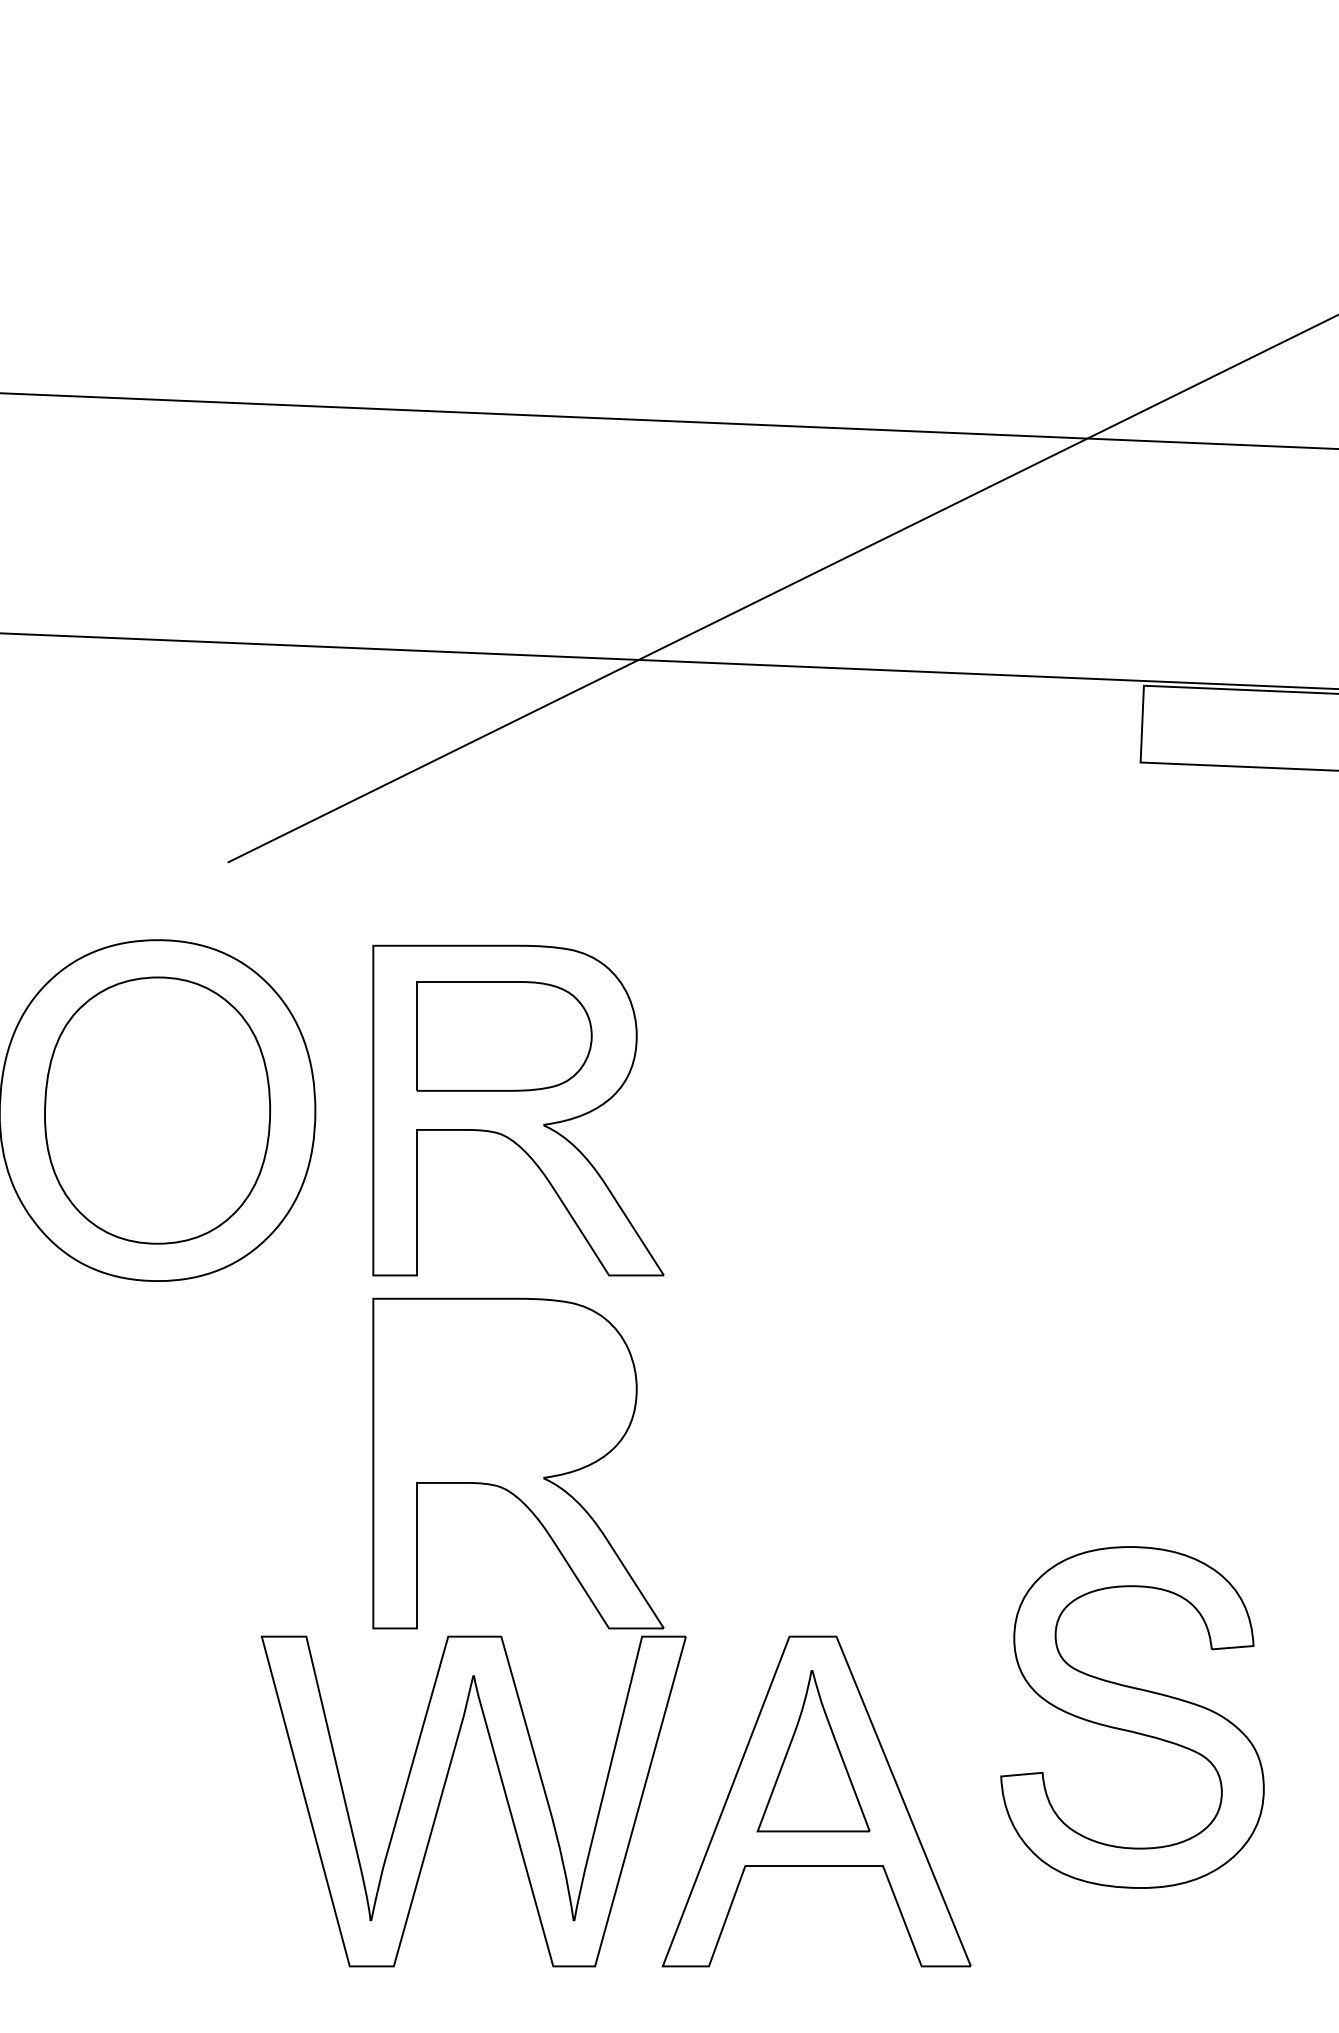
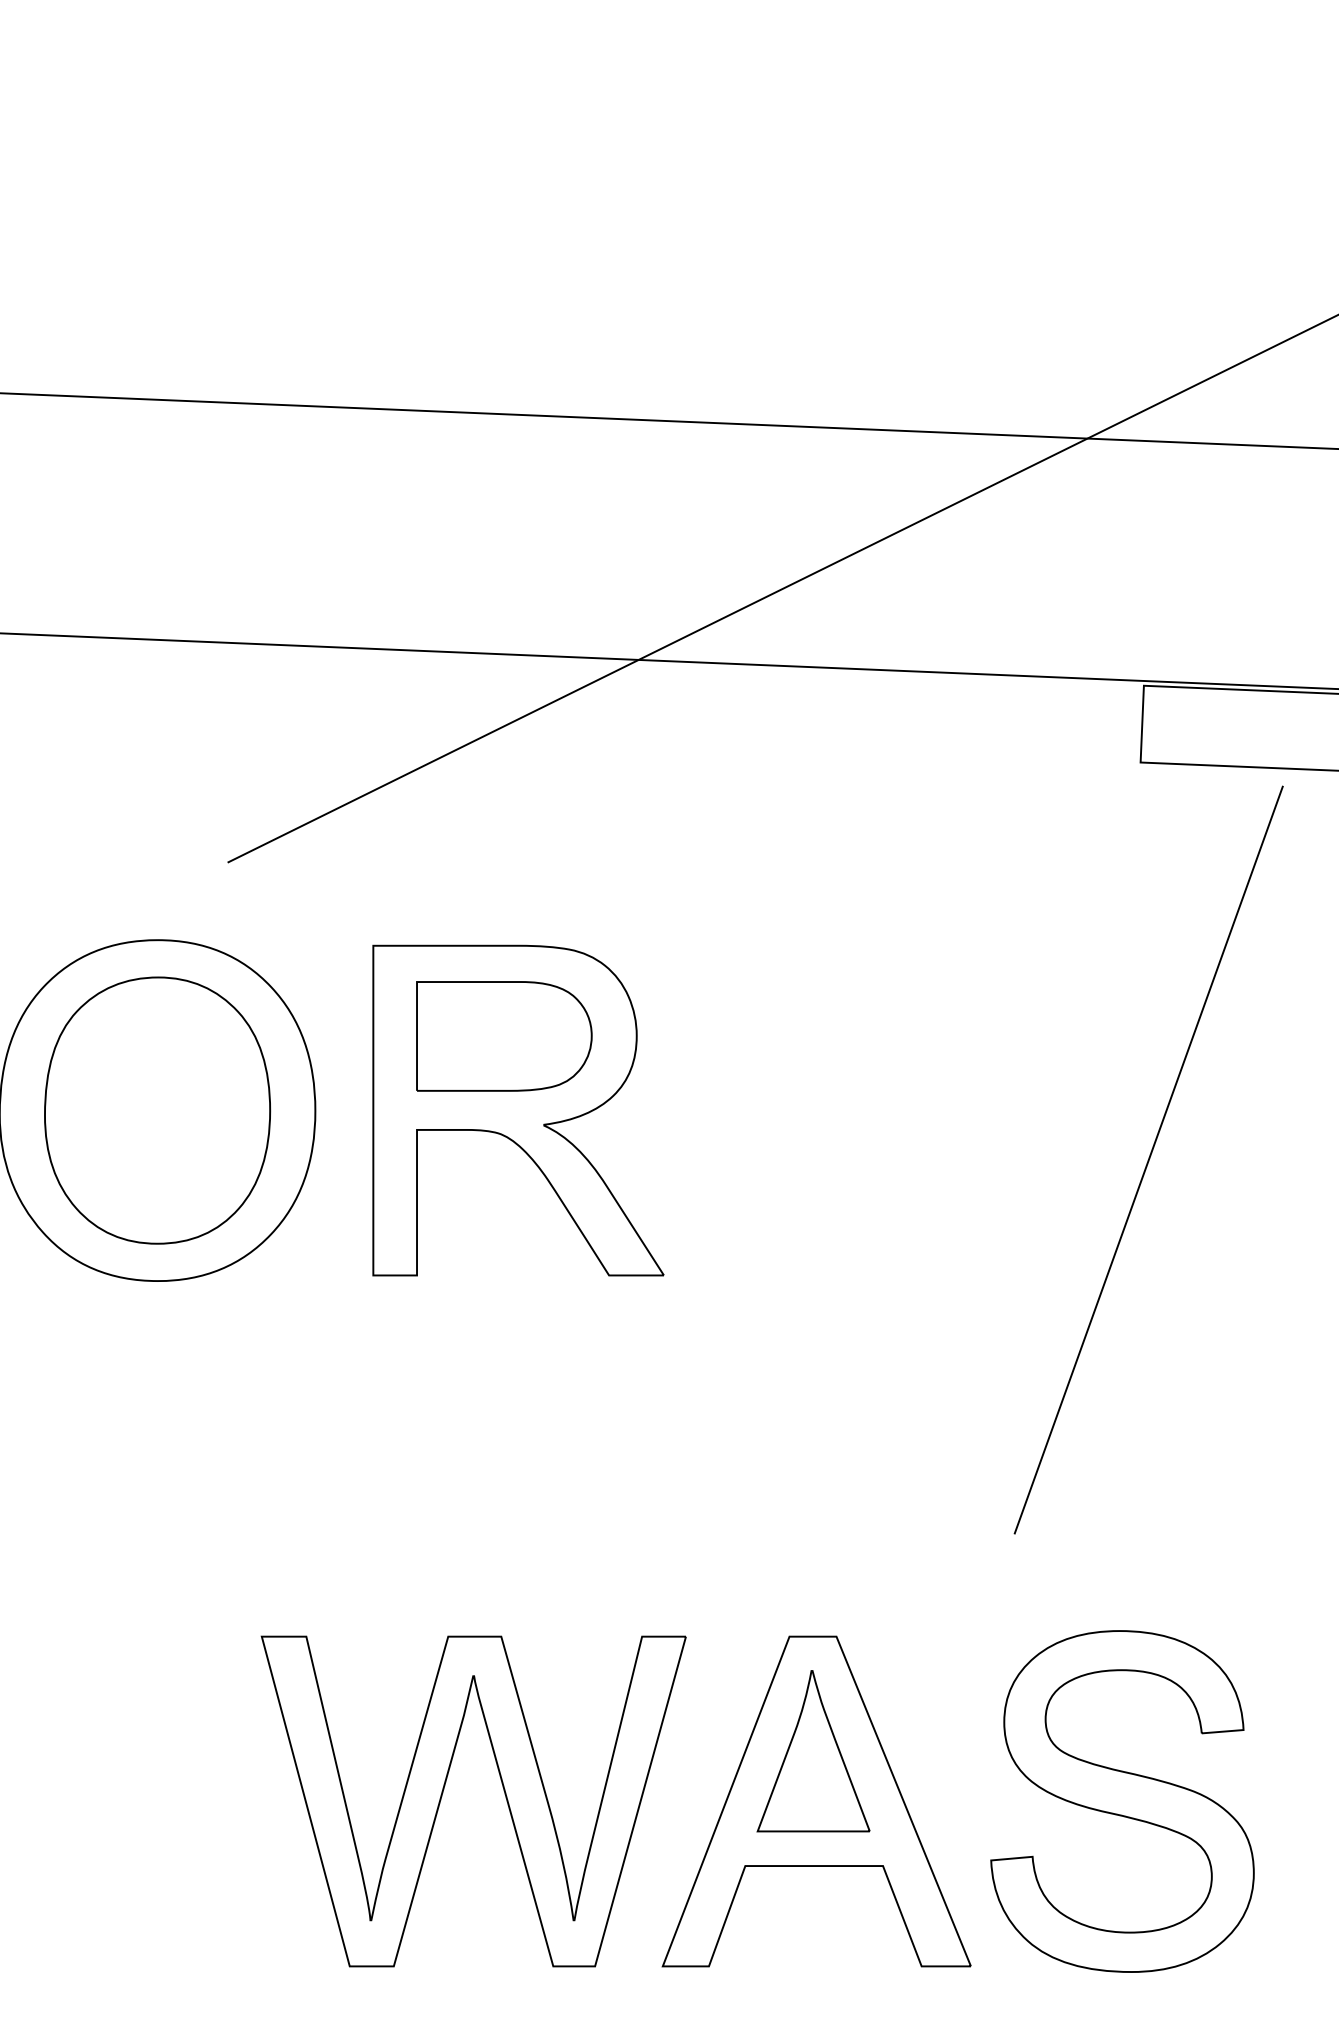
line: none -> present (1148, 1159)
part: present -> none (518, 1463)
part position: (1132, 1717) -> (1122, 1801) (1122, 1801)
